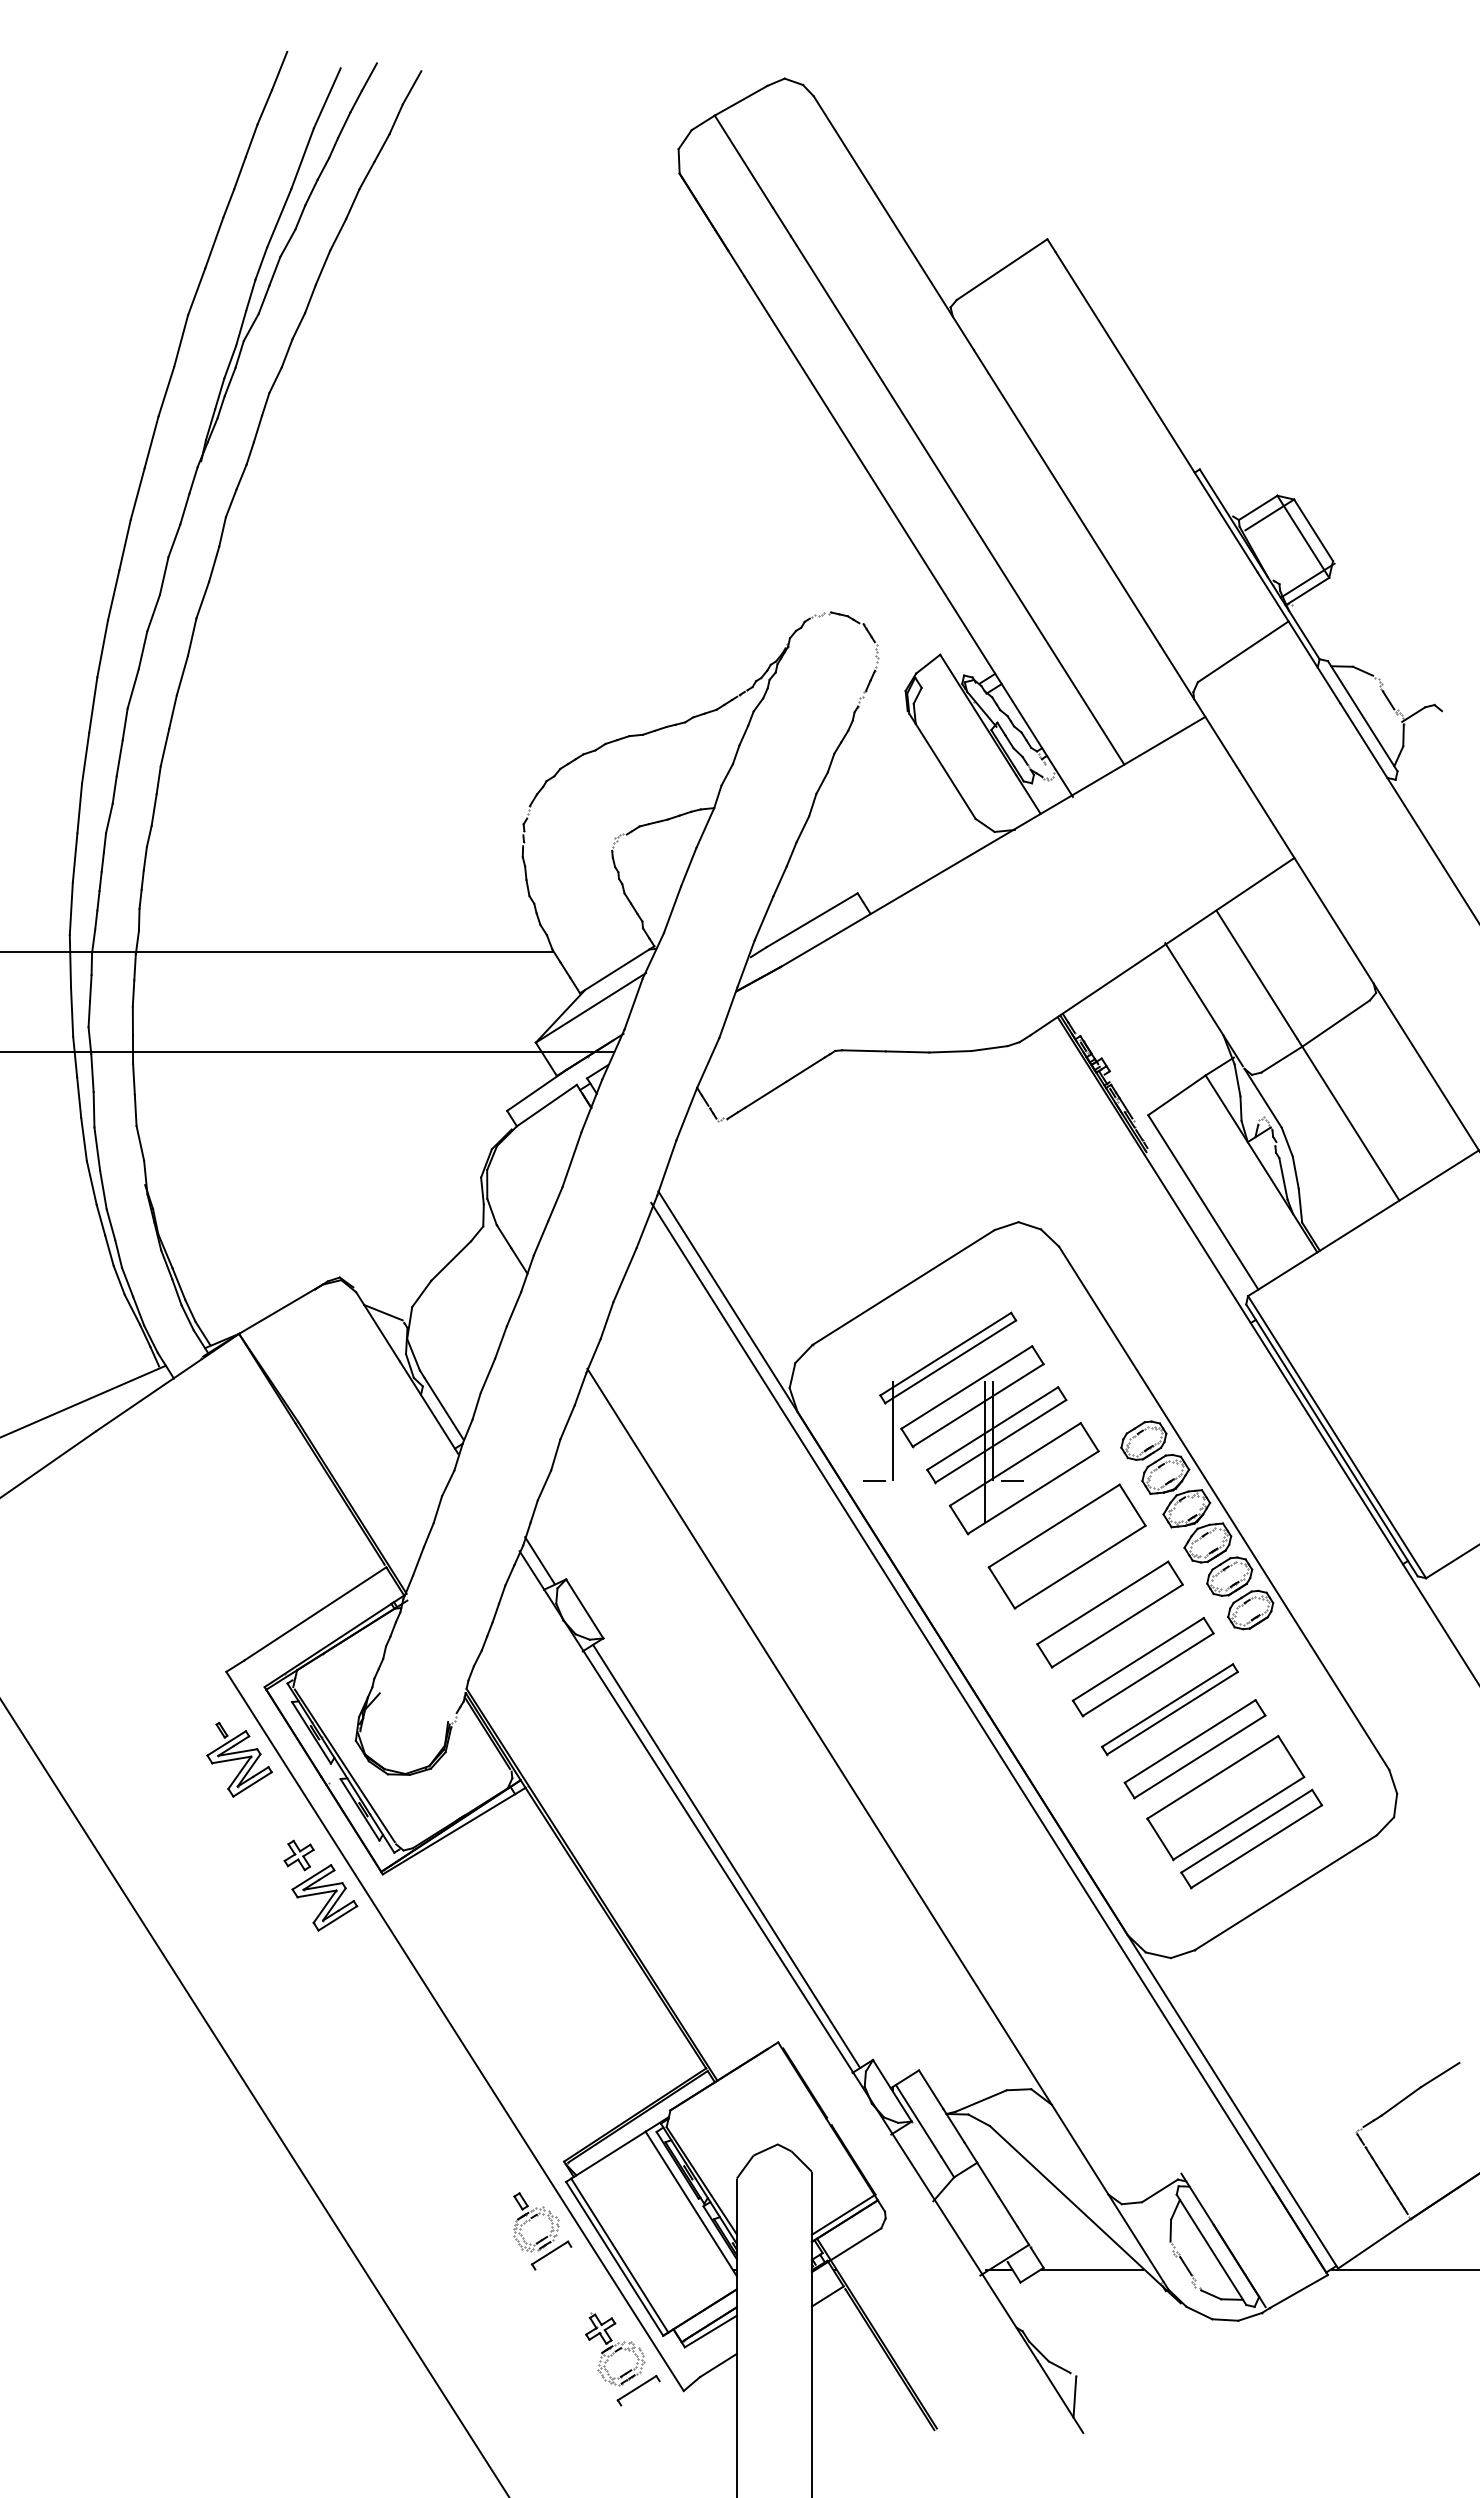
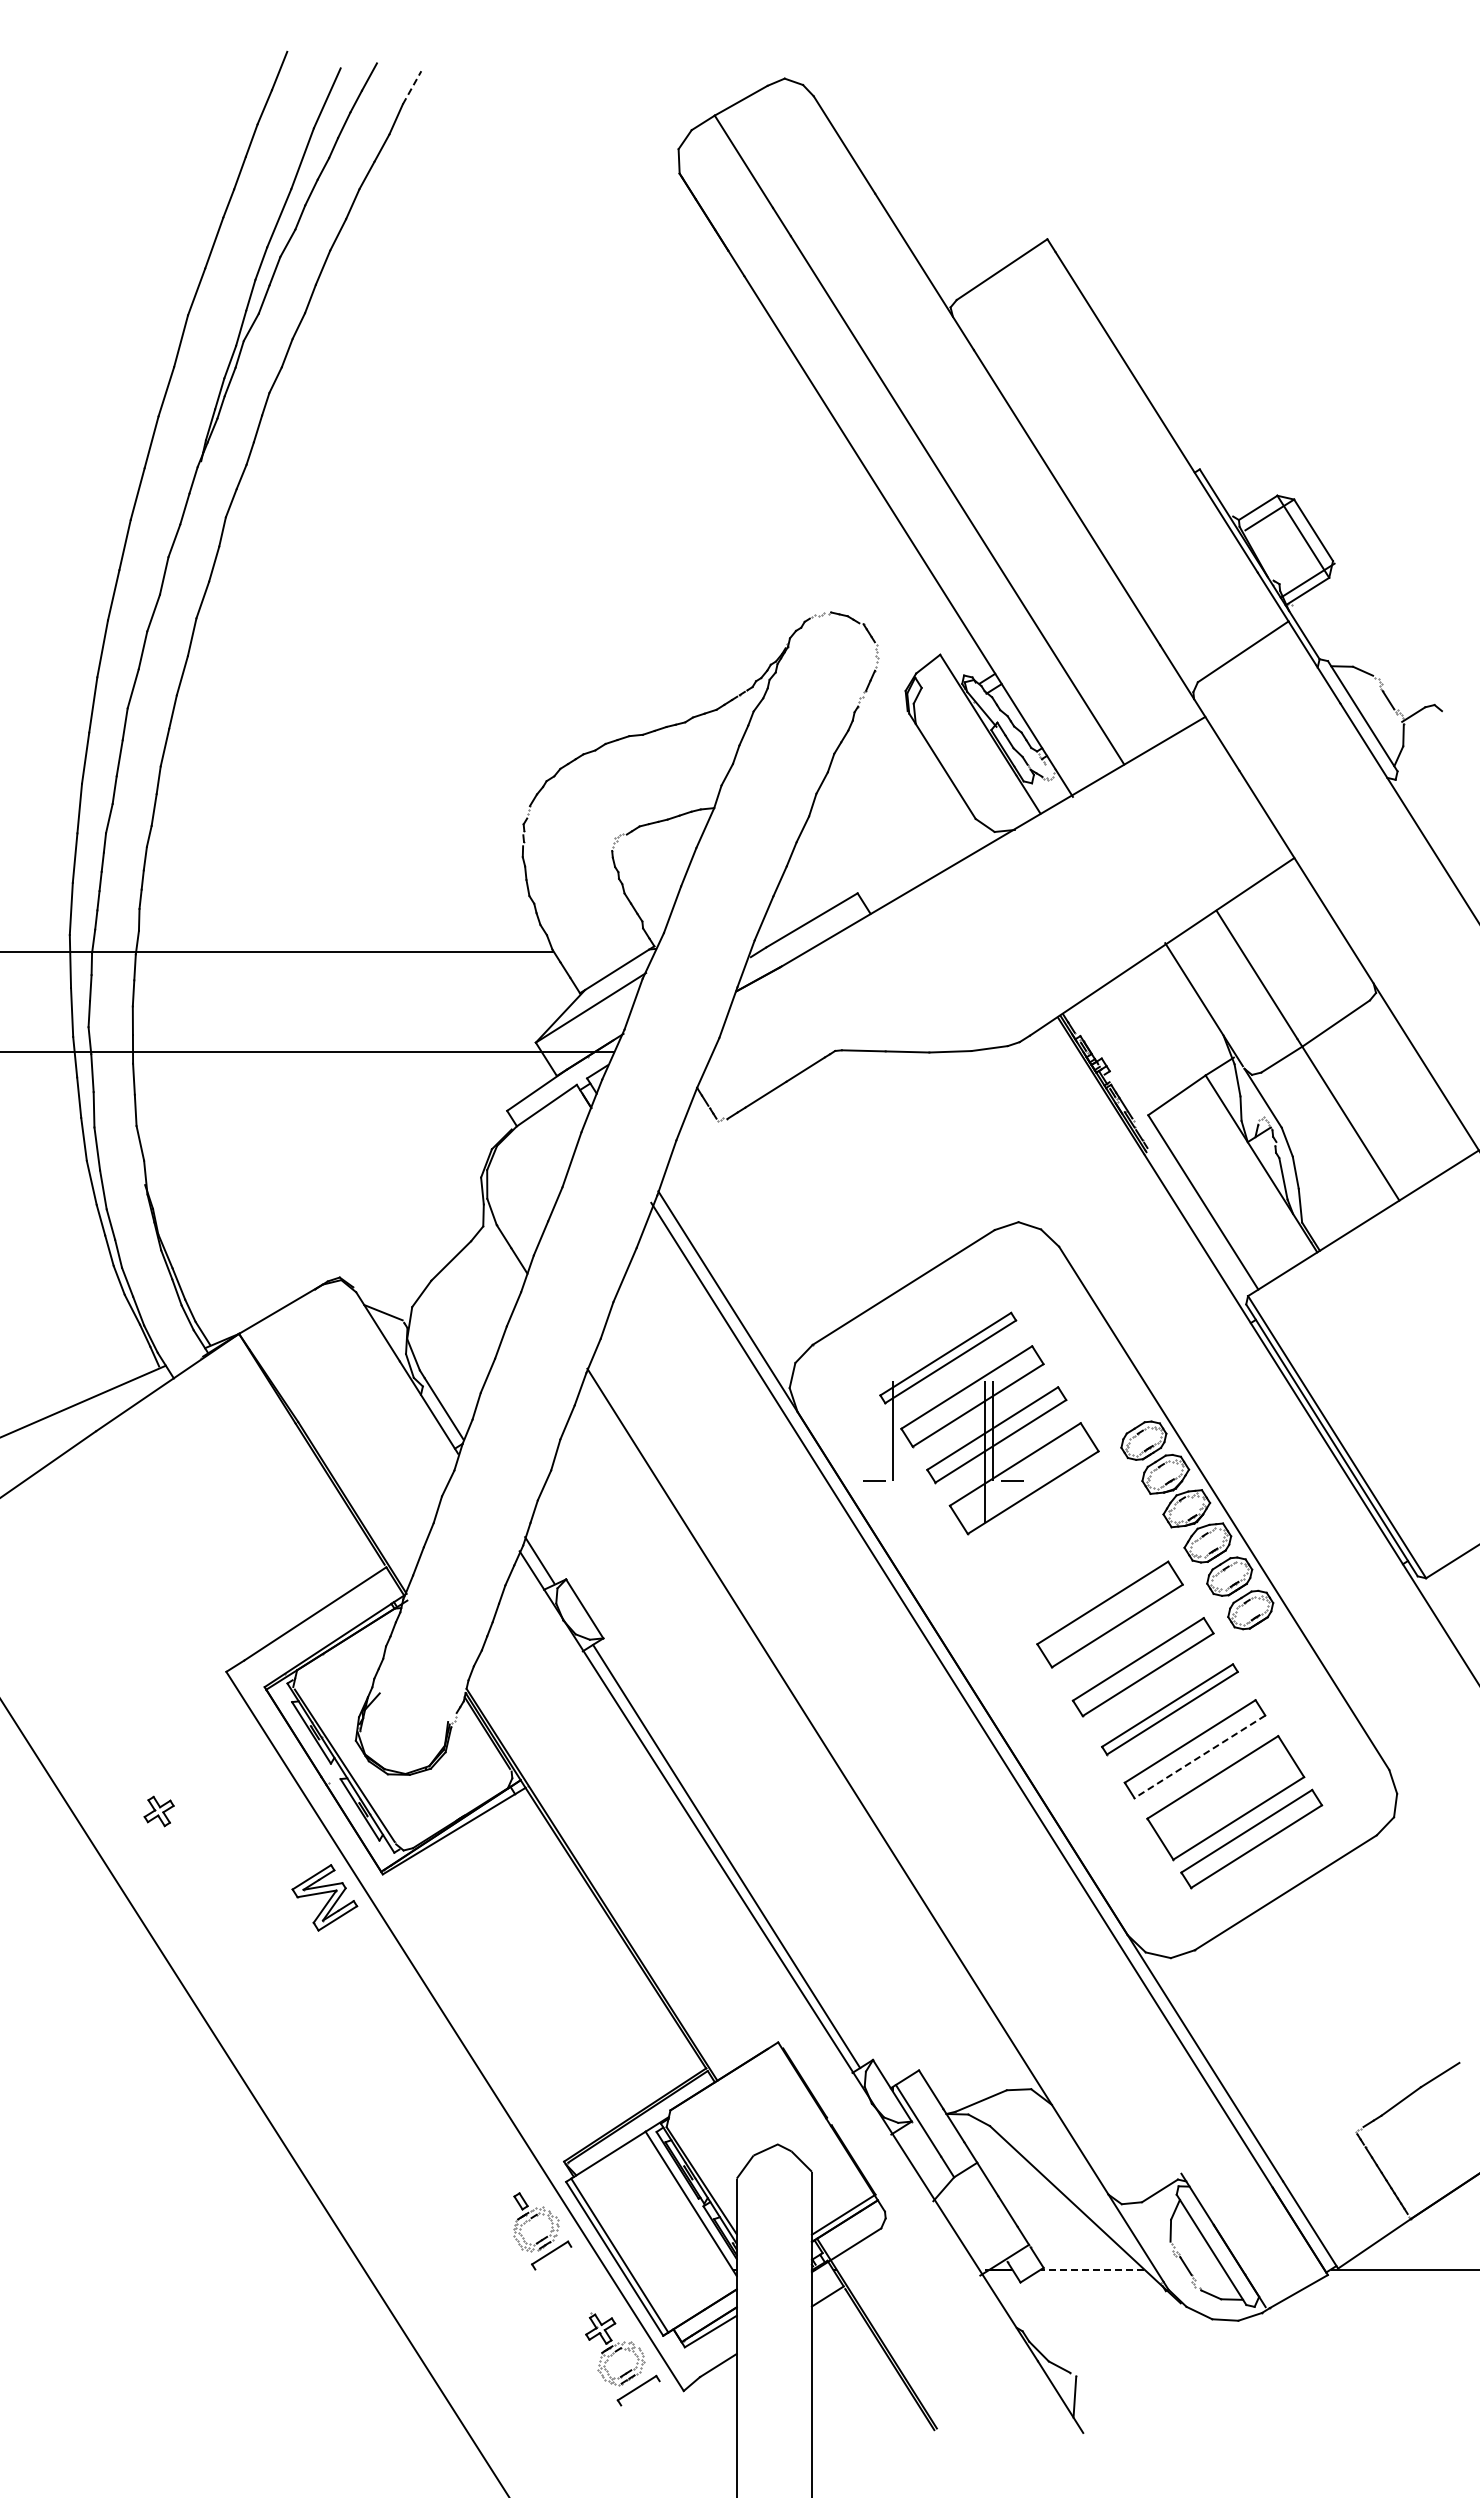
line: solid -> dashed (412, 87)
part: present -> none (1066, 1546)
line: solid -> dashed (1199, 1757)
part: present -> none (239, 1759)
part position: (298, 1855) -> (158, 1811) (158, 1811)
line: solid -> dashed (1092, 2269)
